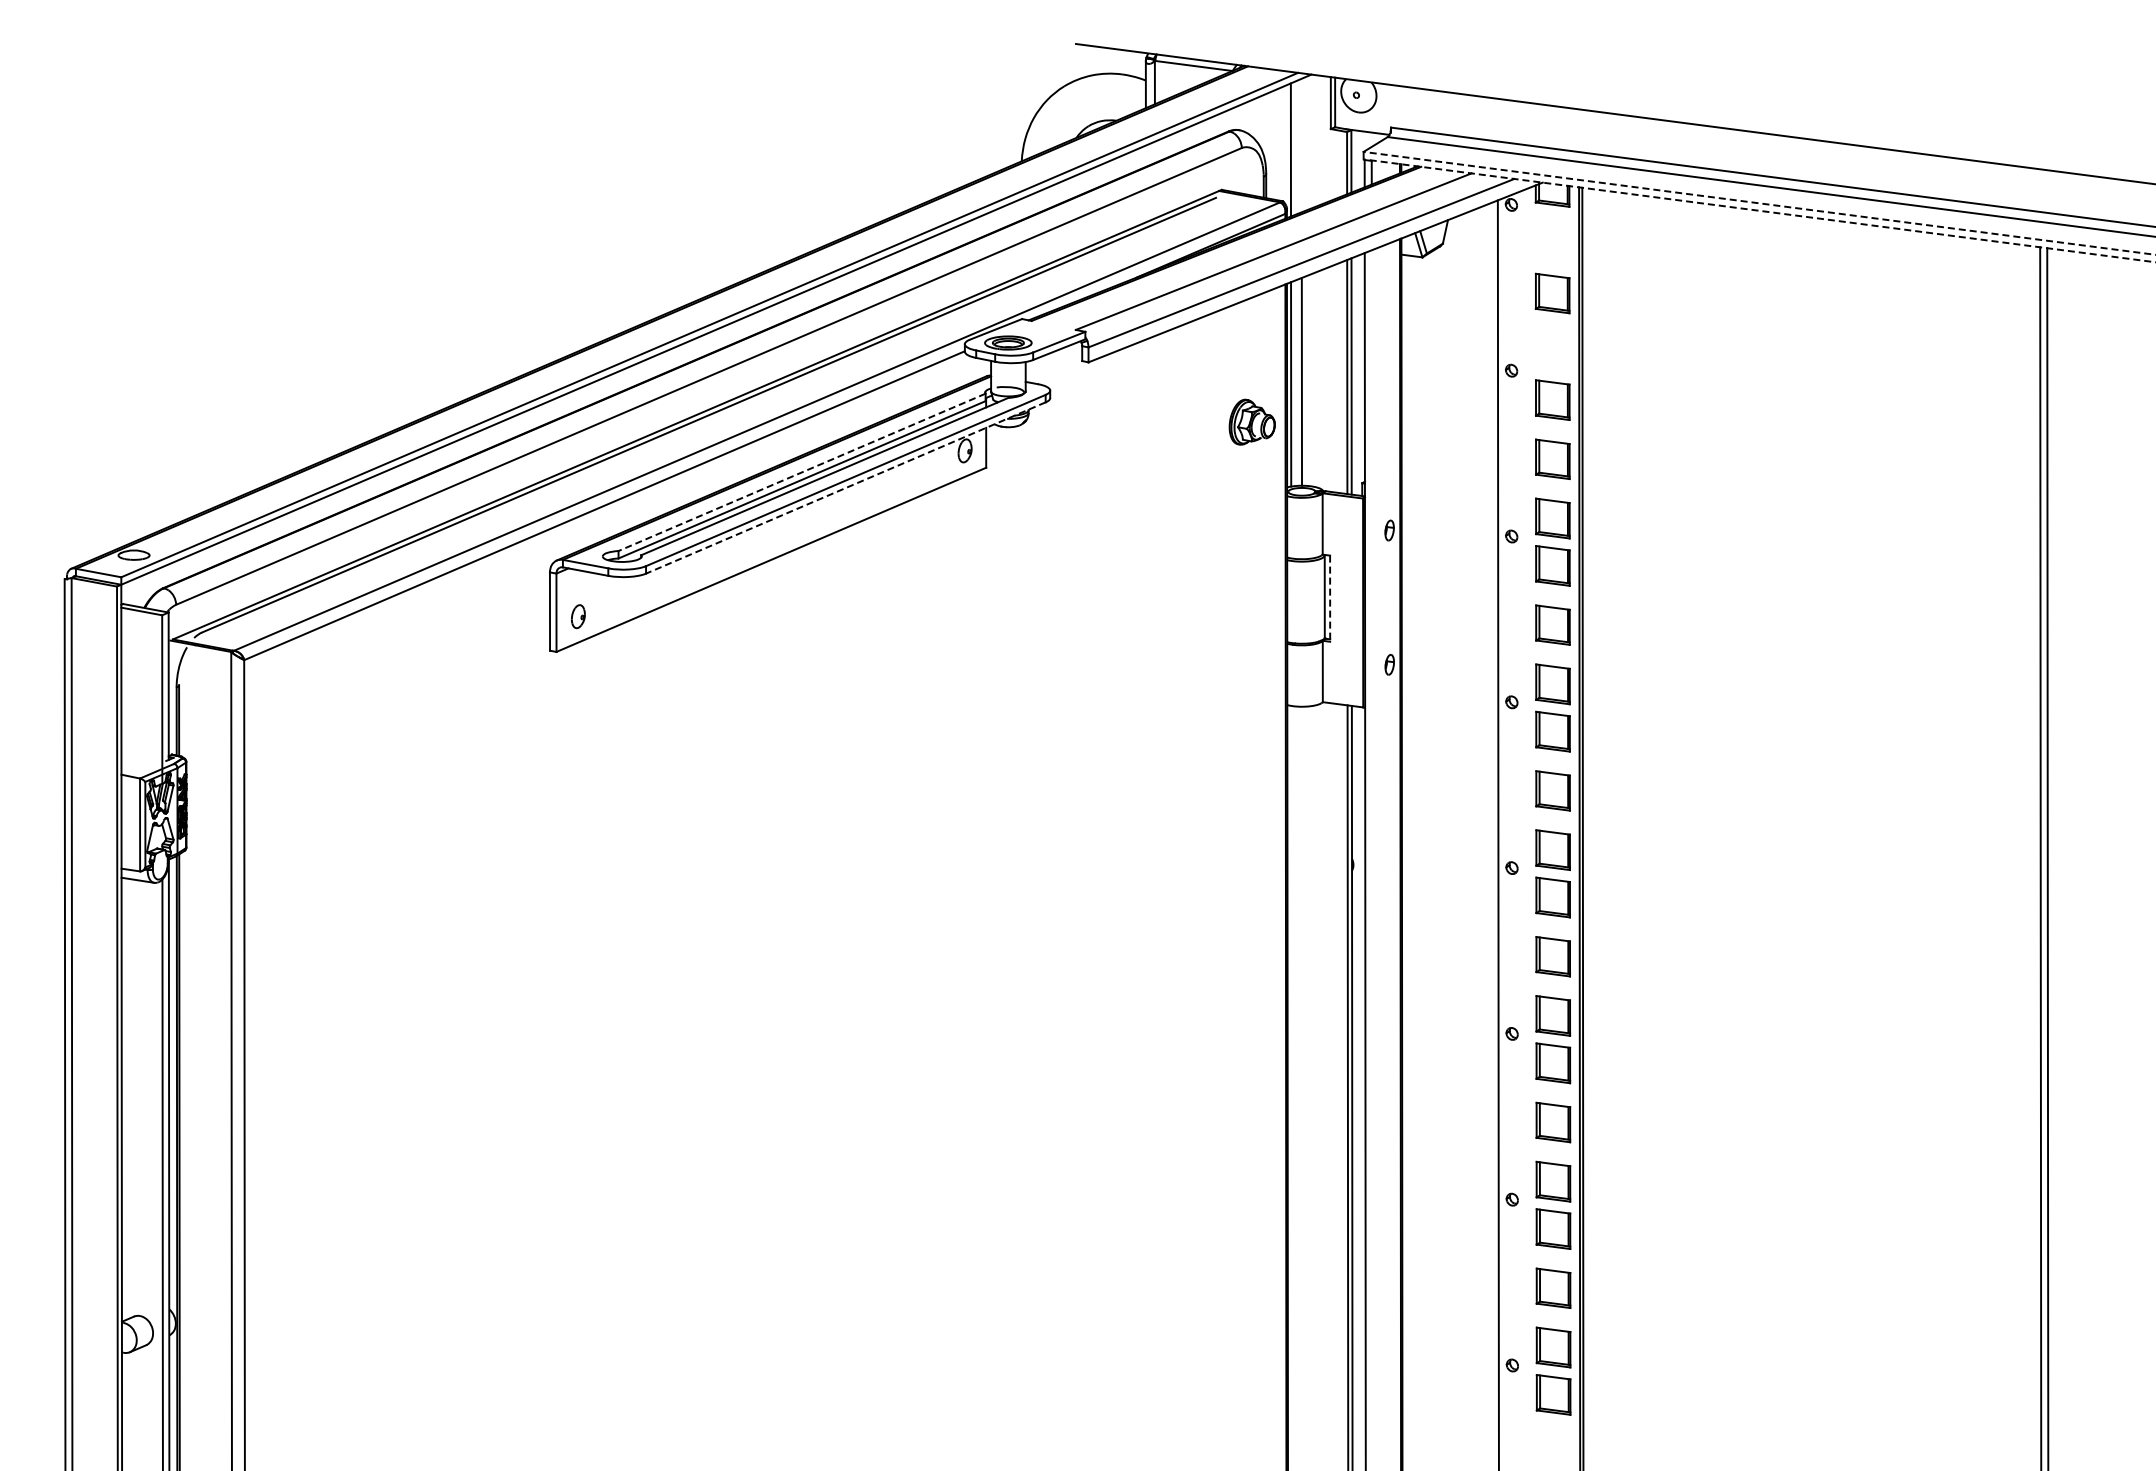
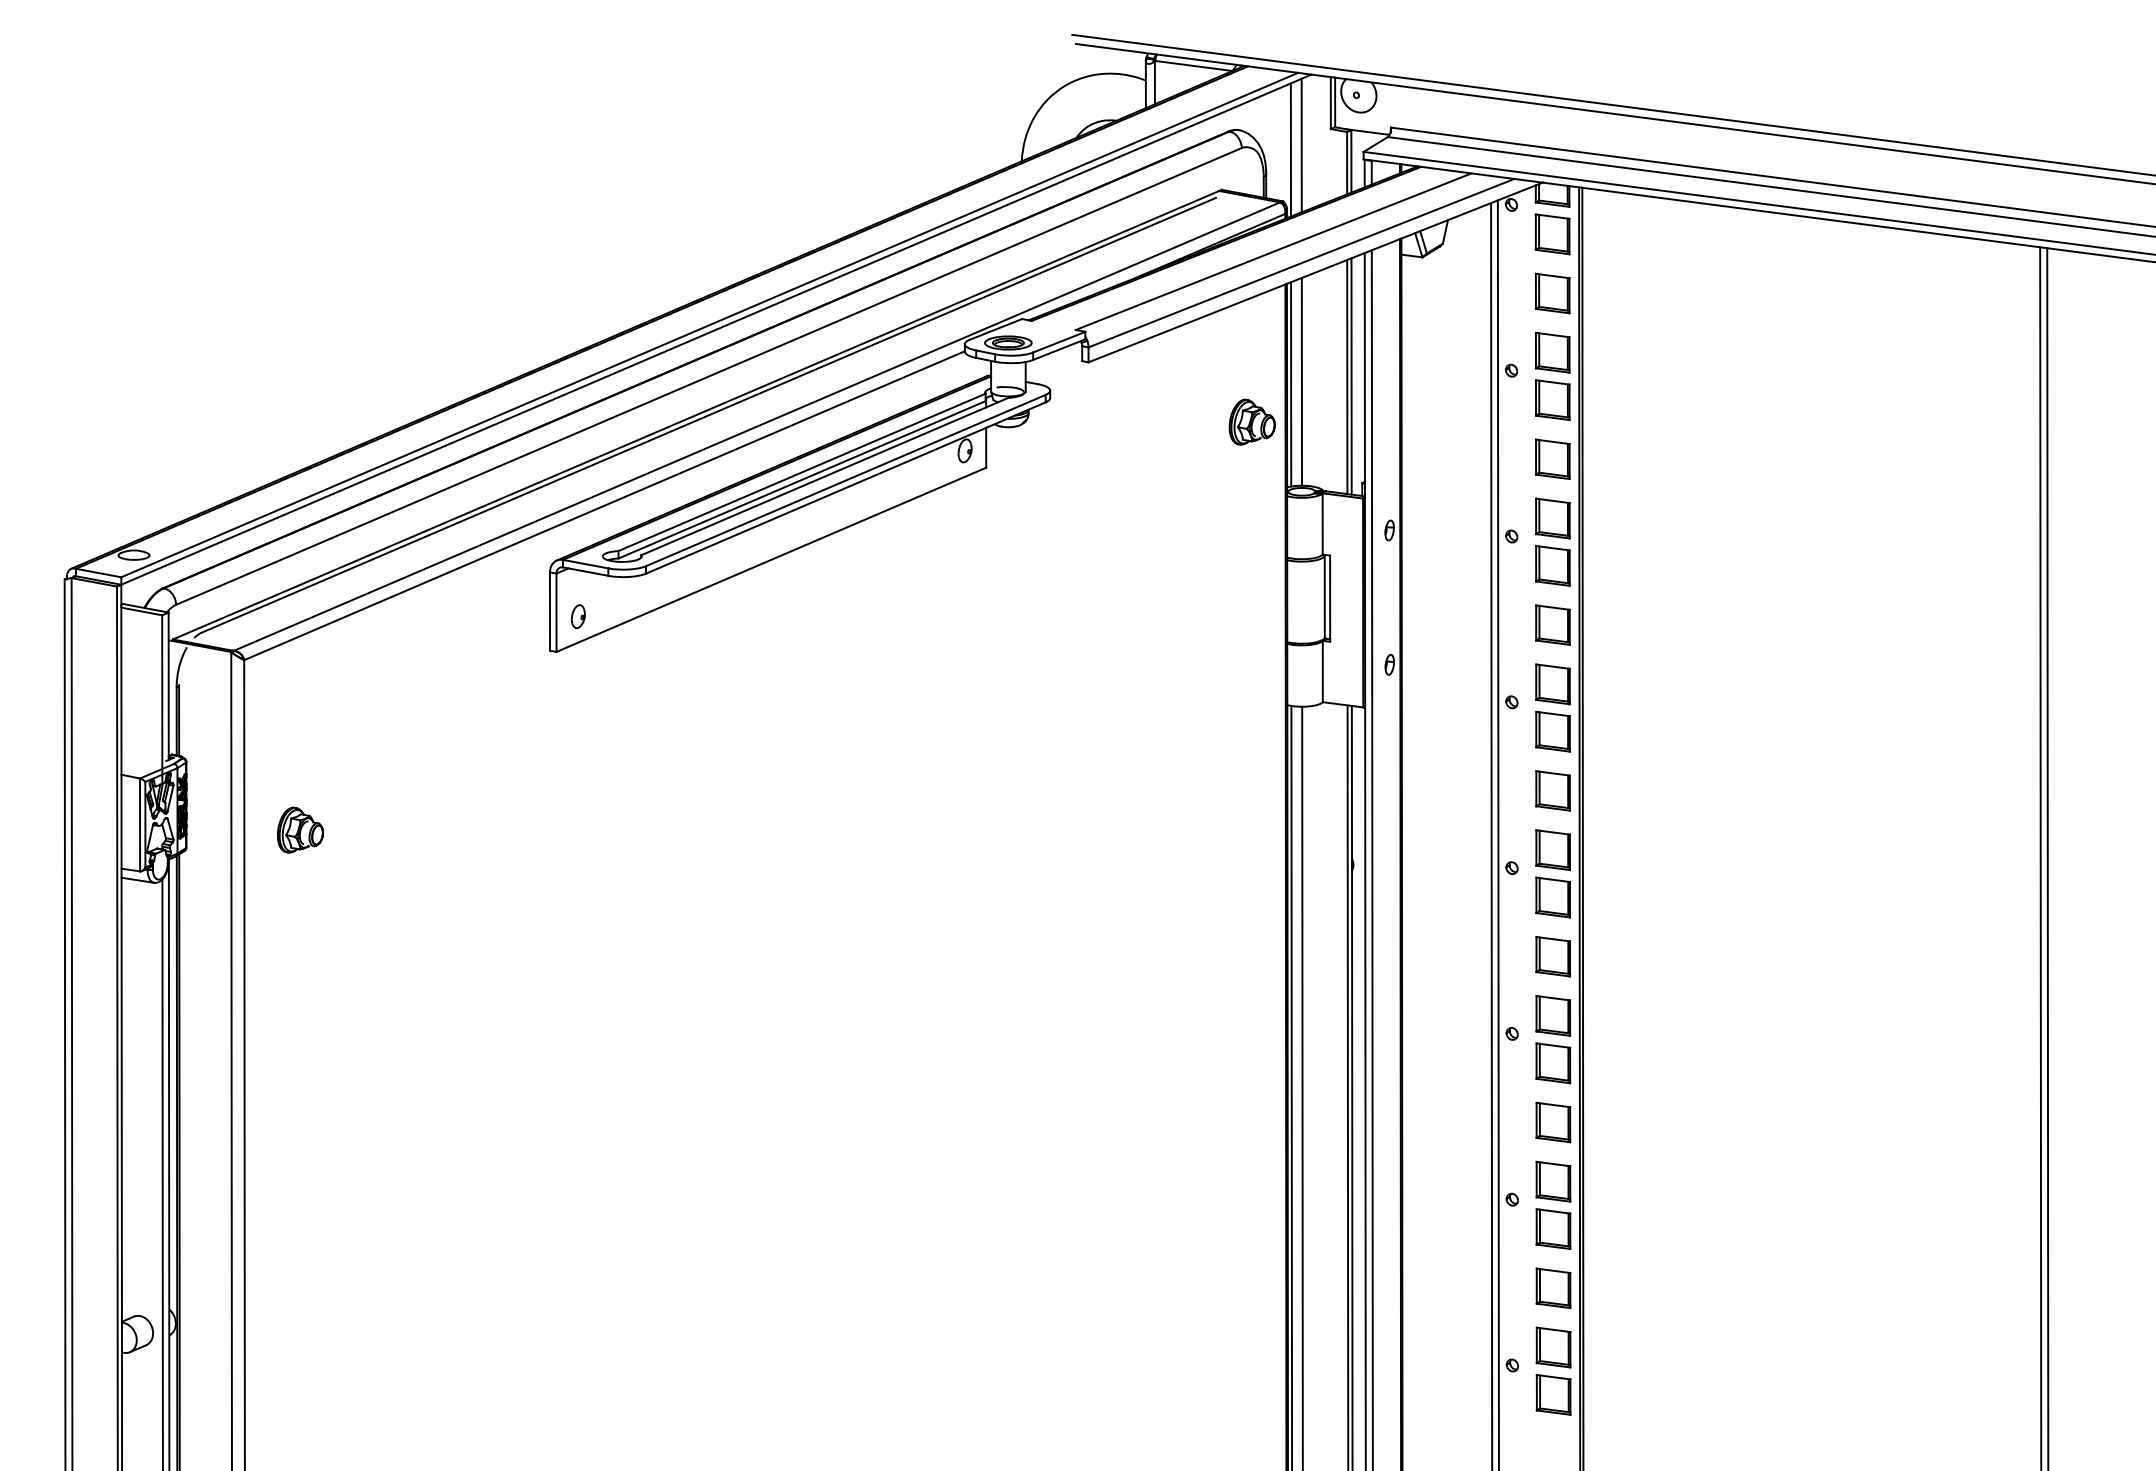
line: none -> present (1612, 104)
line: none -> present (1301, 145)
line: dashed -> solid (1759, 203)
line: dashed -> solid (1759, 210)
part: none -> present (1552, 234)
part: none -> present (1552, 352)
line: dashed -> solid (802, 472)
line: dashed -> solid (845, 488)
line: dashed -> solid (1330, 599)
part: none -> present (300, 829)
line: none -> present (1491, 835)
line: none -> present (1371, 858)
line: none -> present (1291, 1086)
line: none -> present (1302, 1086)
